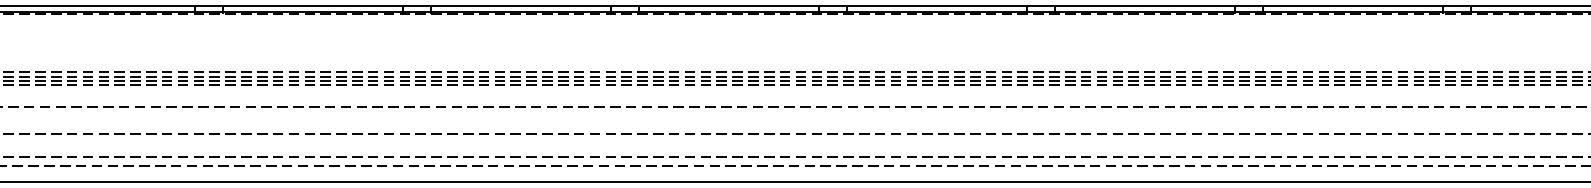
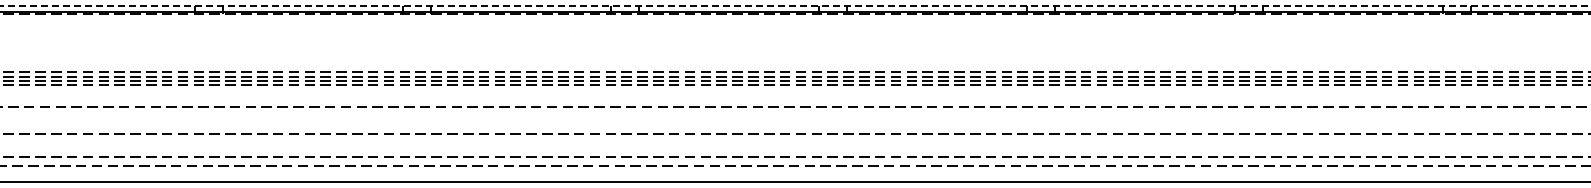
line: solid -> dashed (795, 5)
